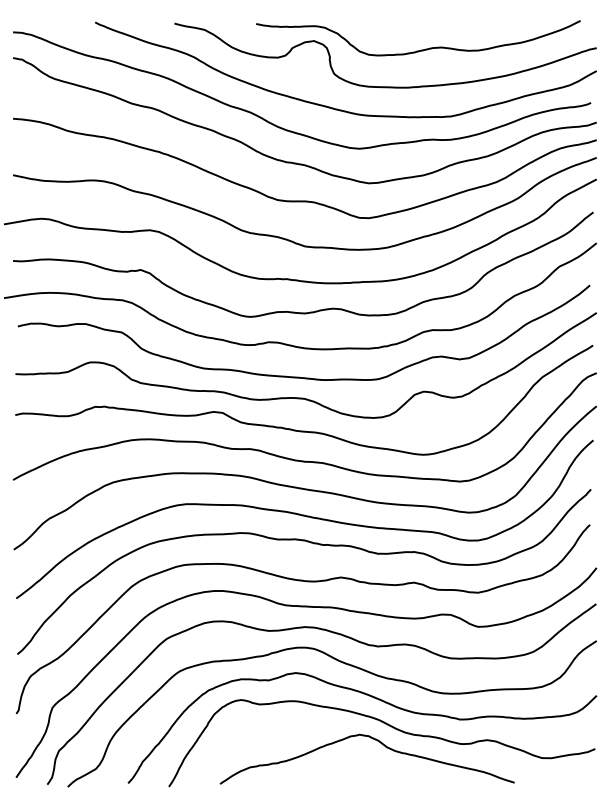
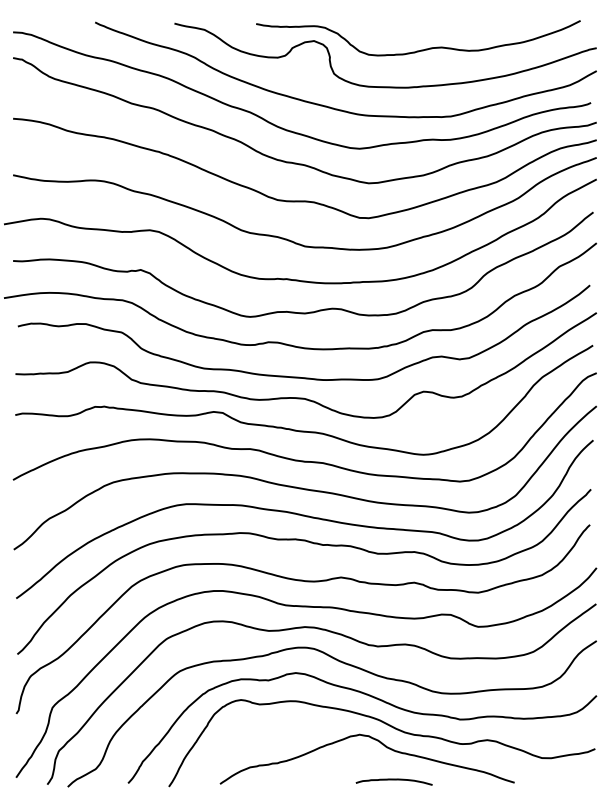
curve: none -> present (393, 780)
